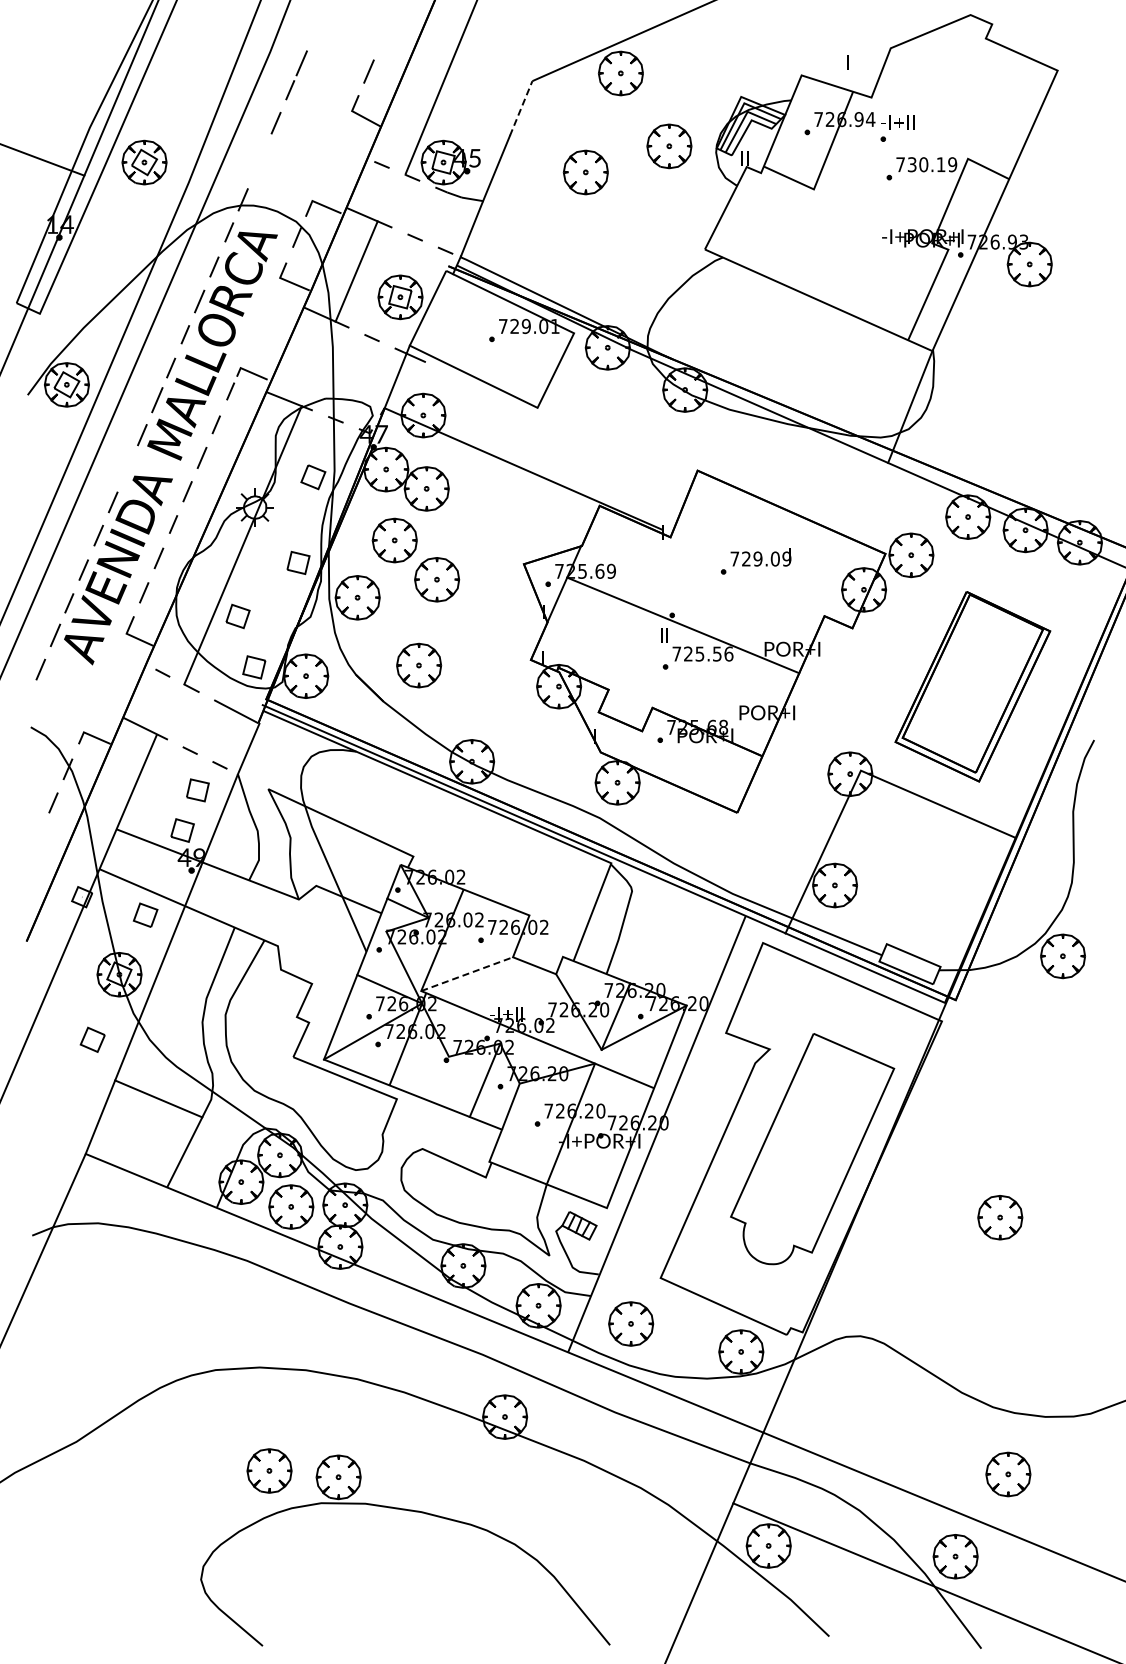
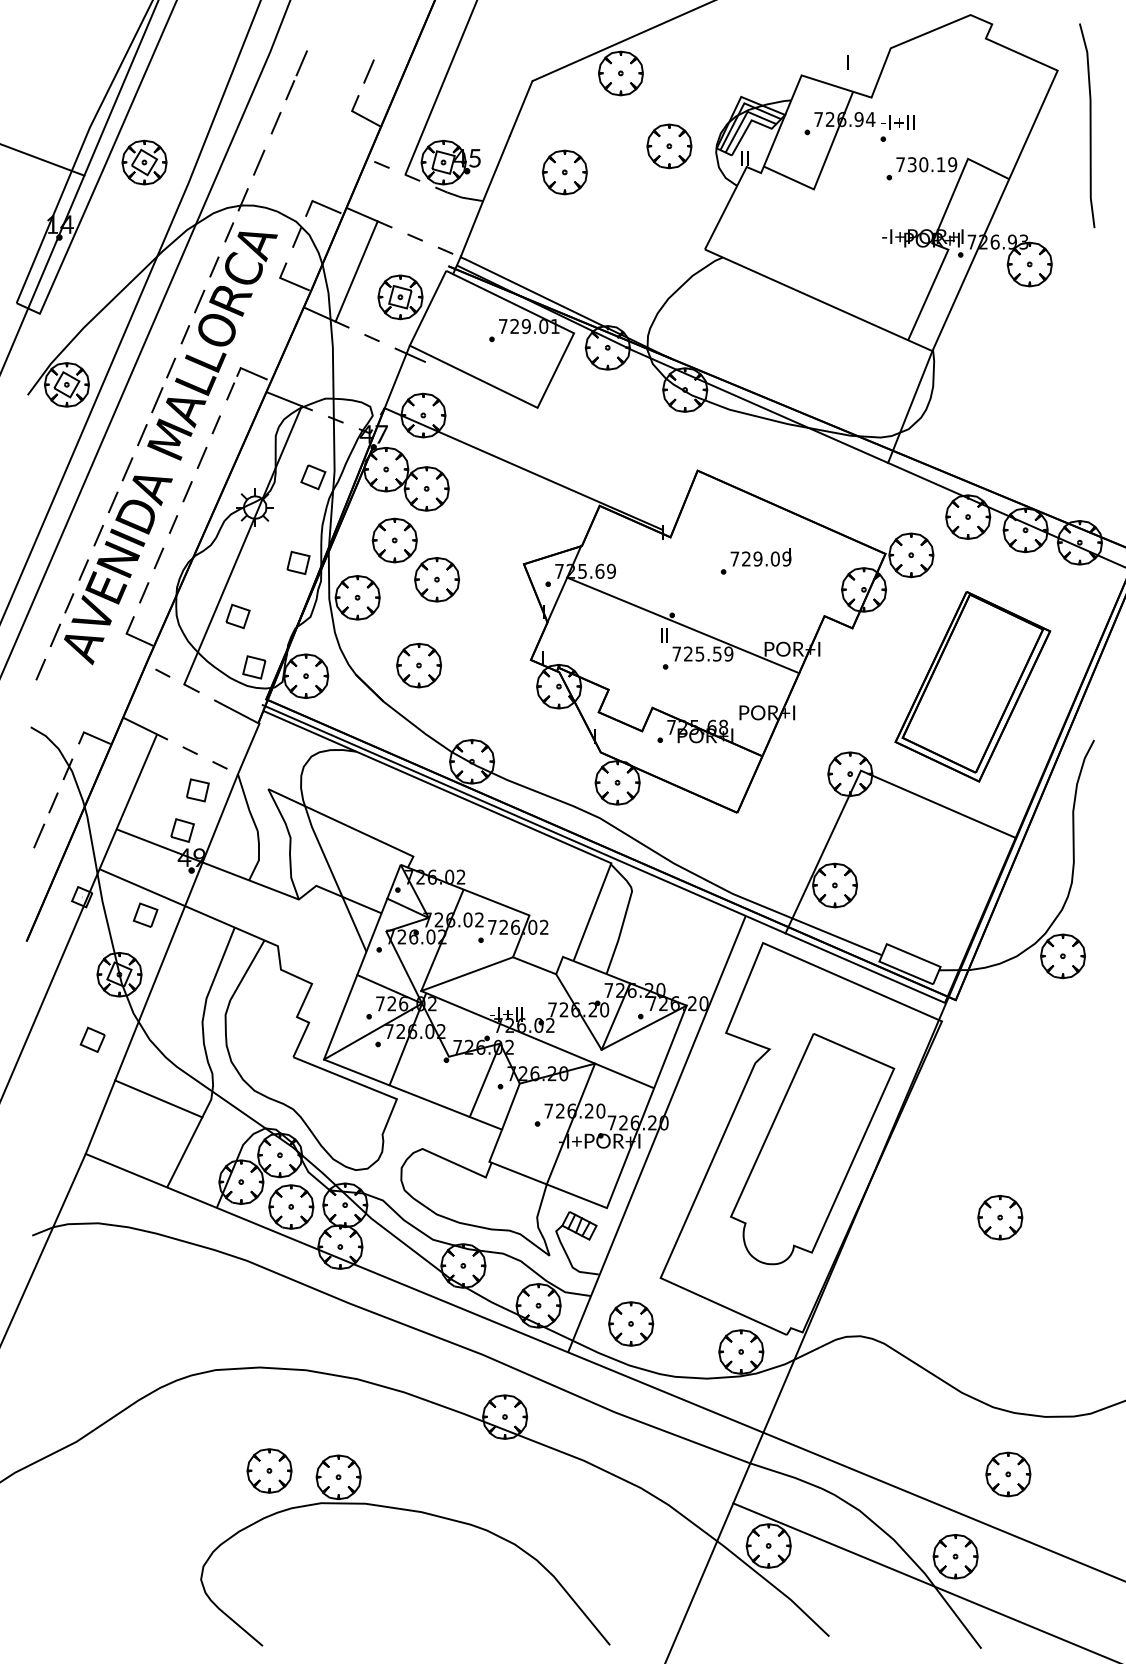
line: dashed -> solid (521, 108)
line: none -> present (1089, 125)
line: none -> present (259, 162)
part position: (585, 172) -> (564, 172) (564, 172)
line: none -> present (127, 469)
text: 725.56 -> 725.59 (728, 653)
line: none -> present (39, 835)
line: dashed -> solid (467, 974)
